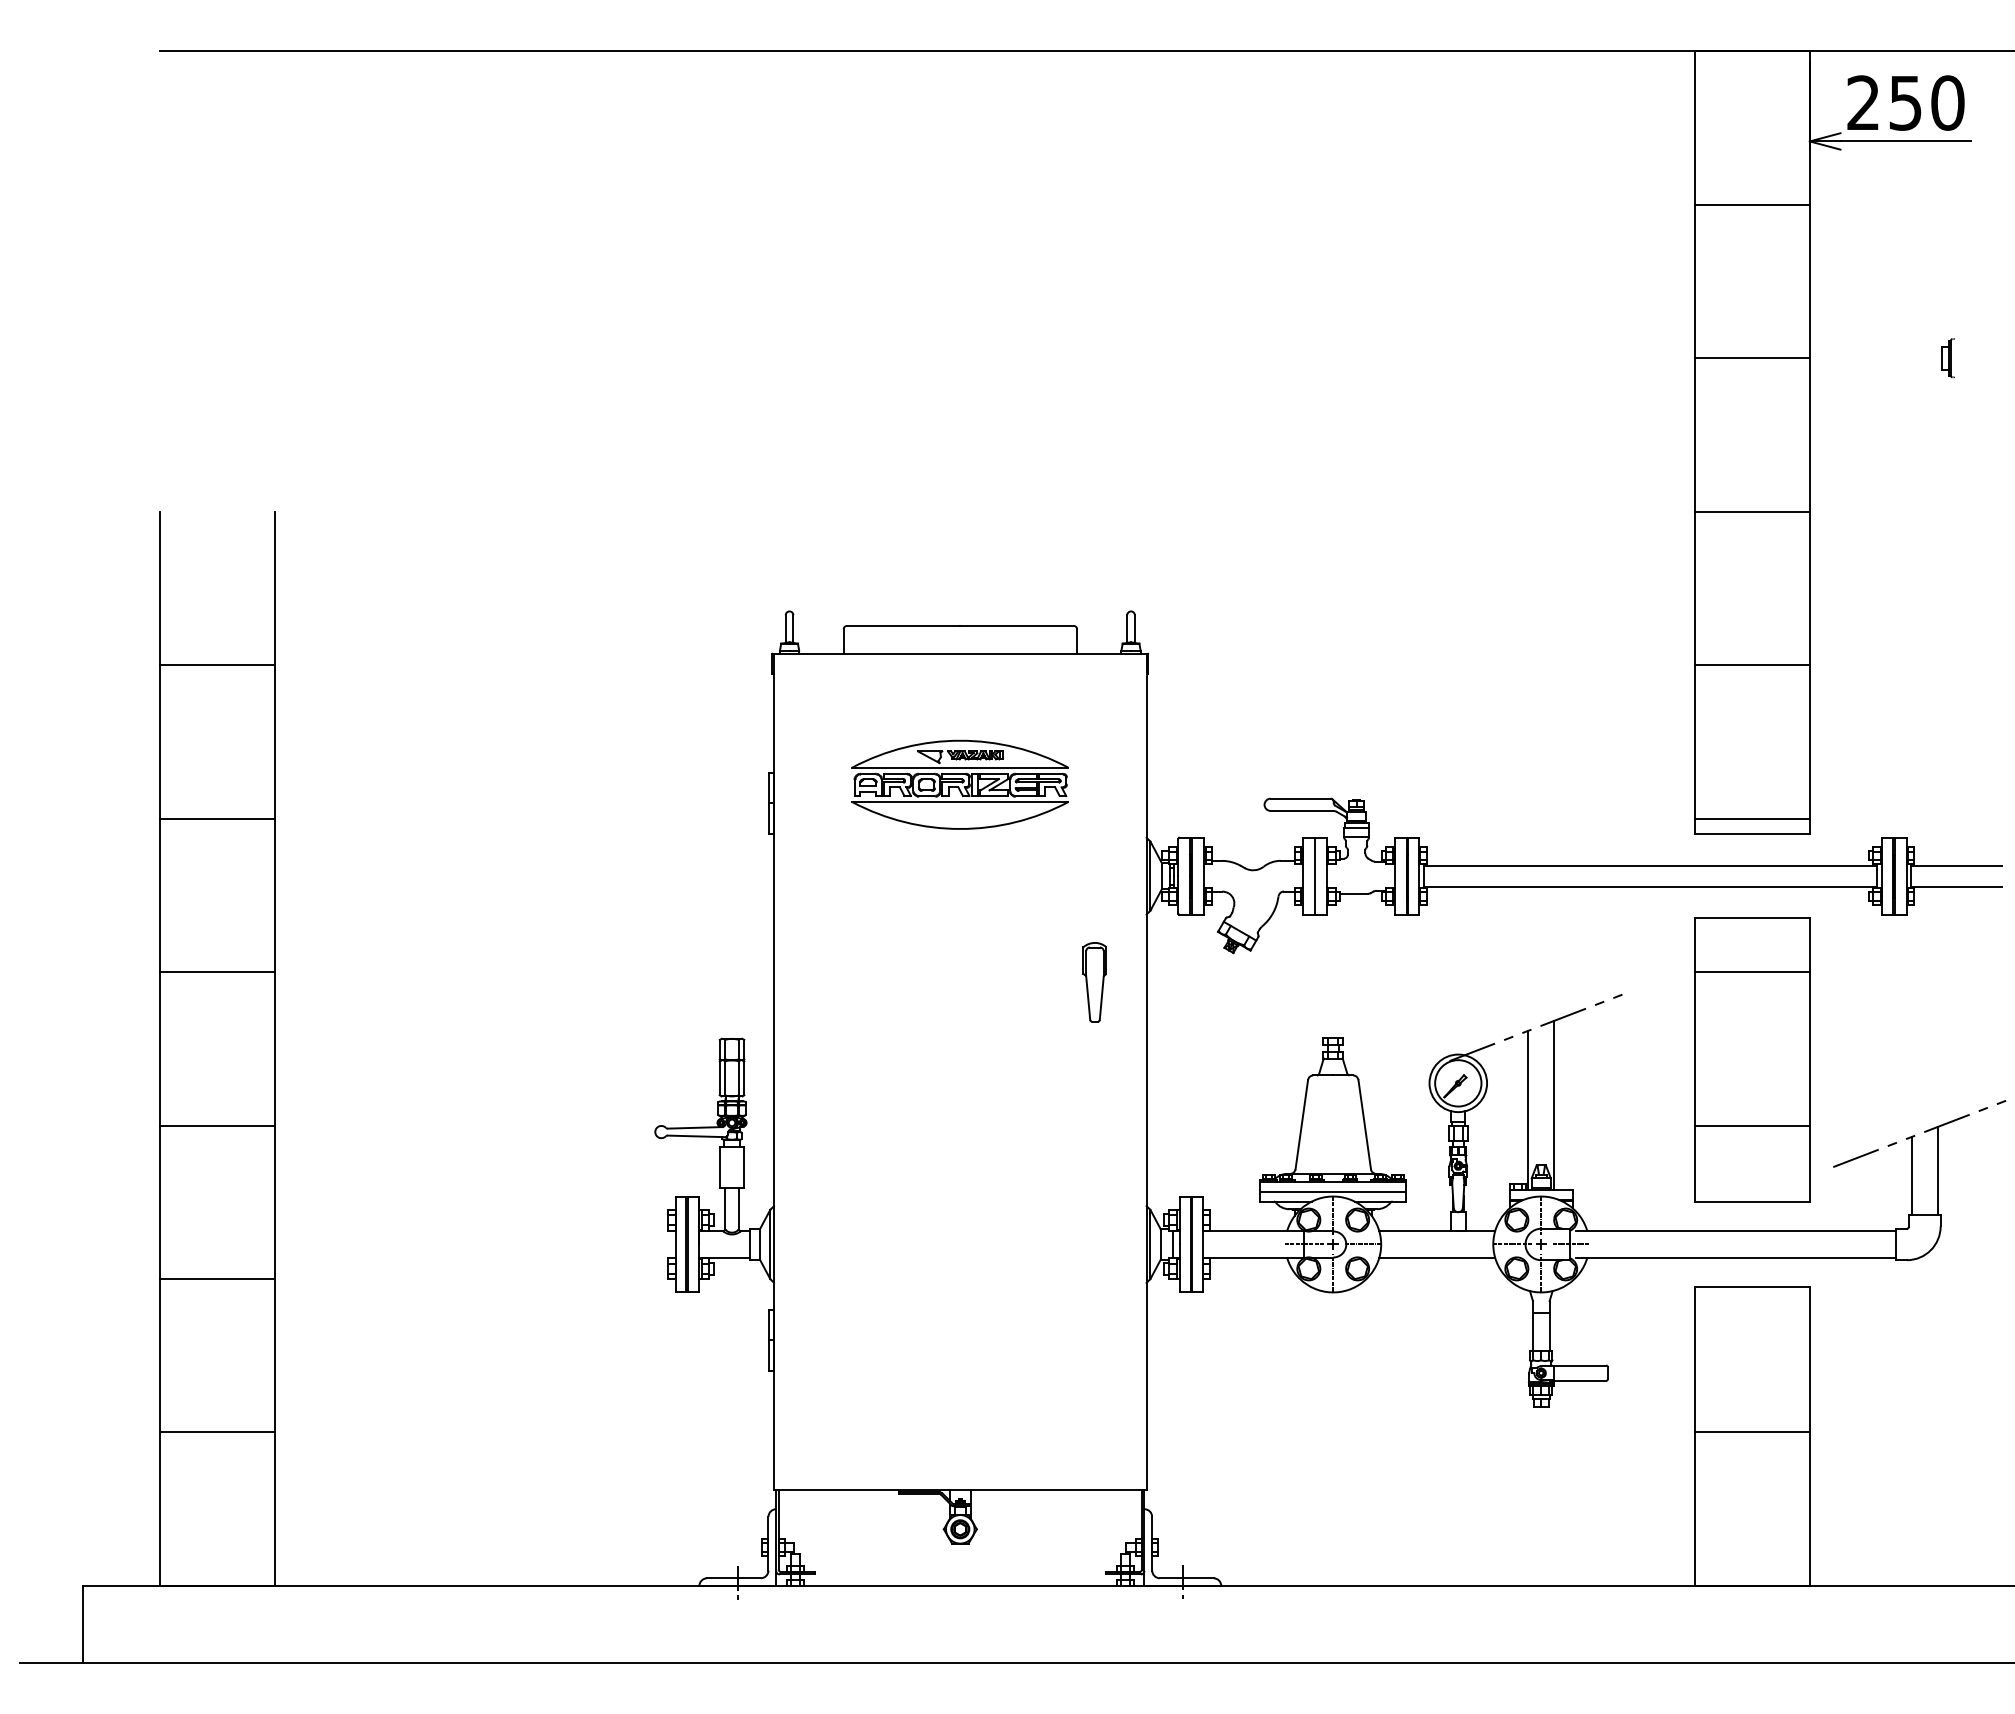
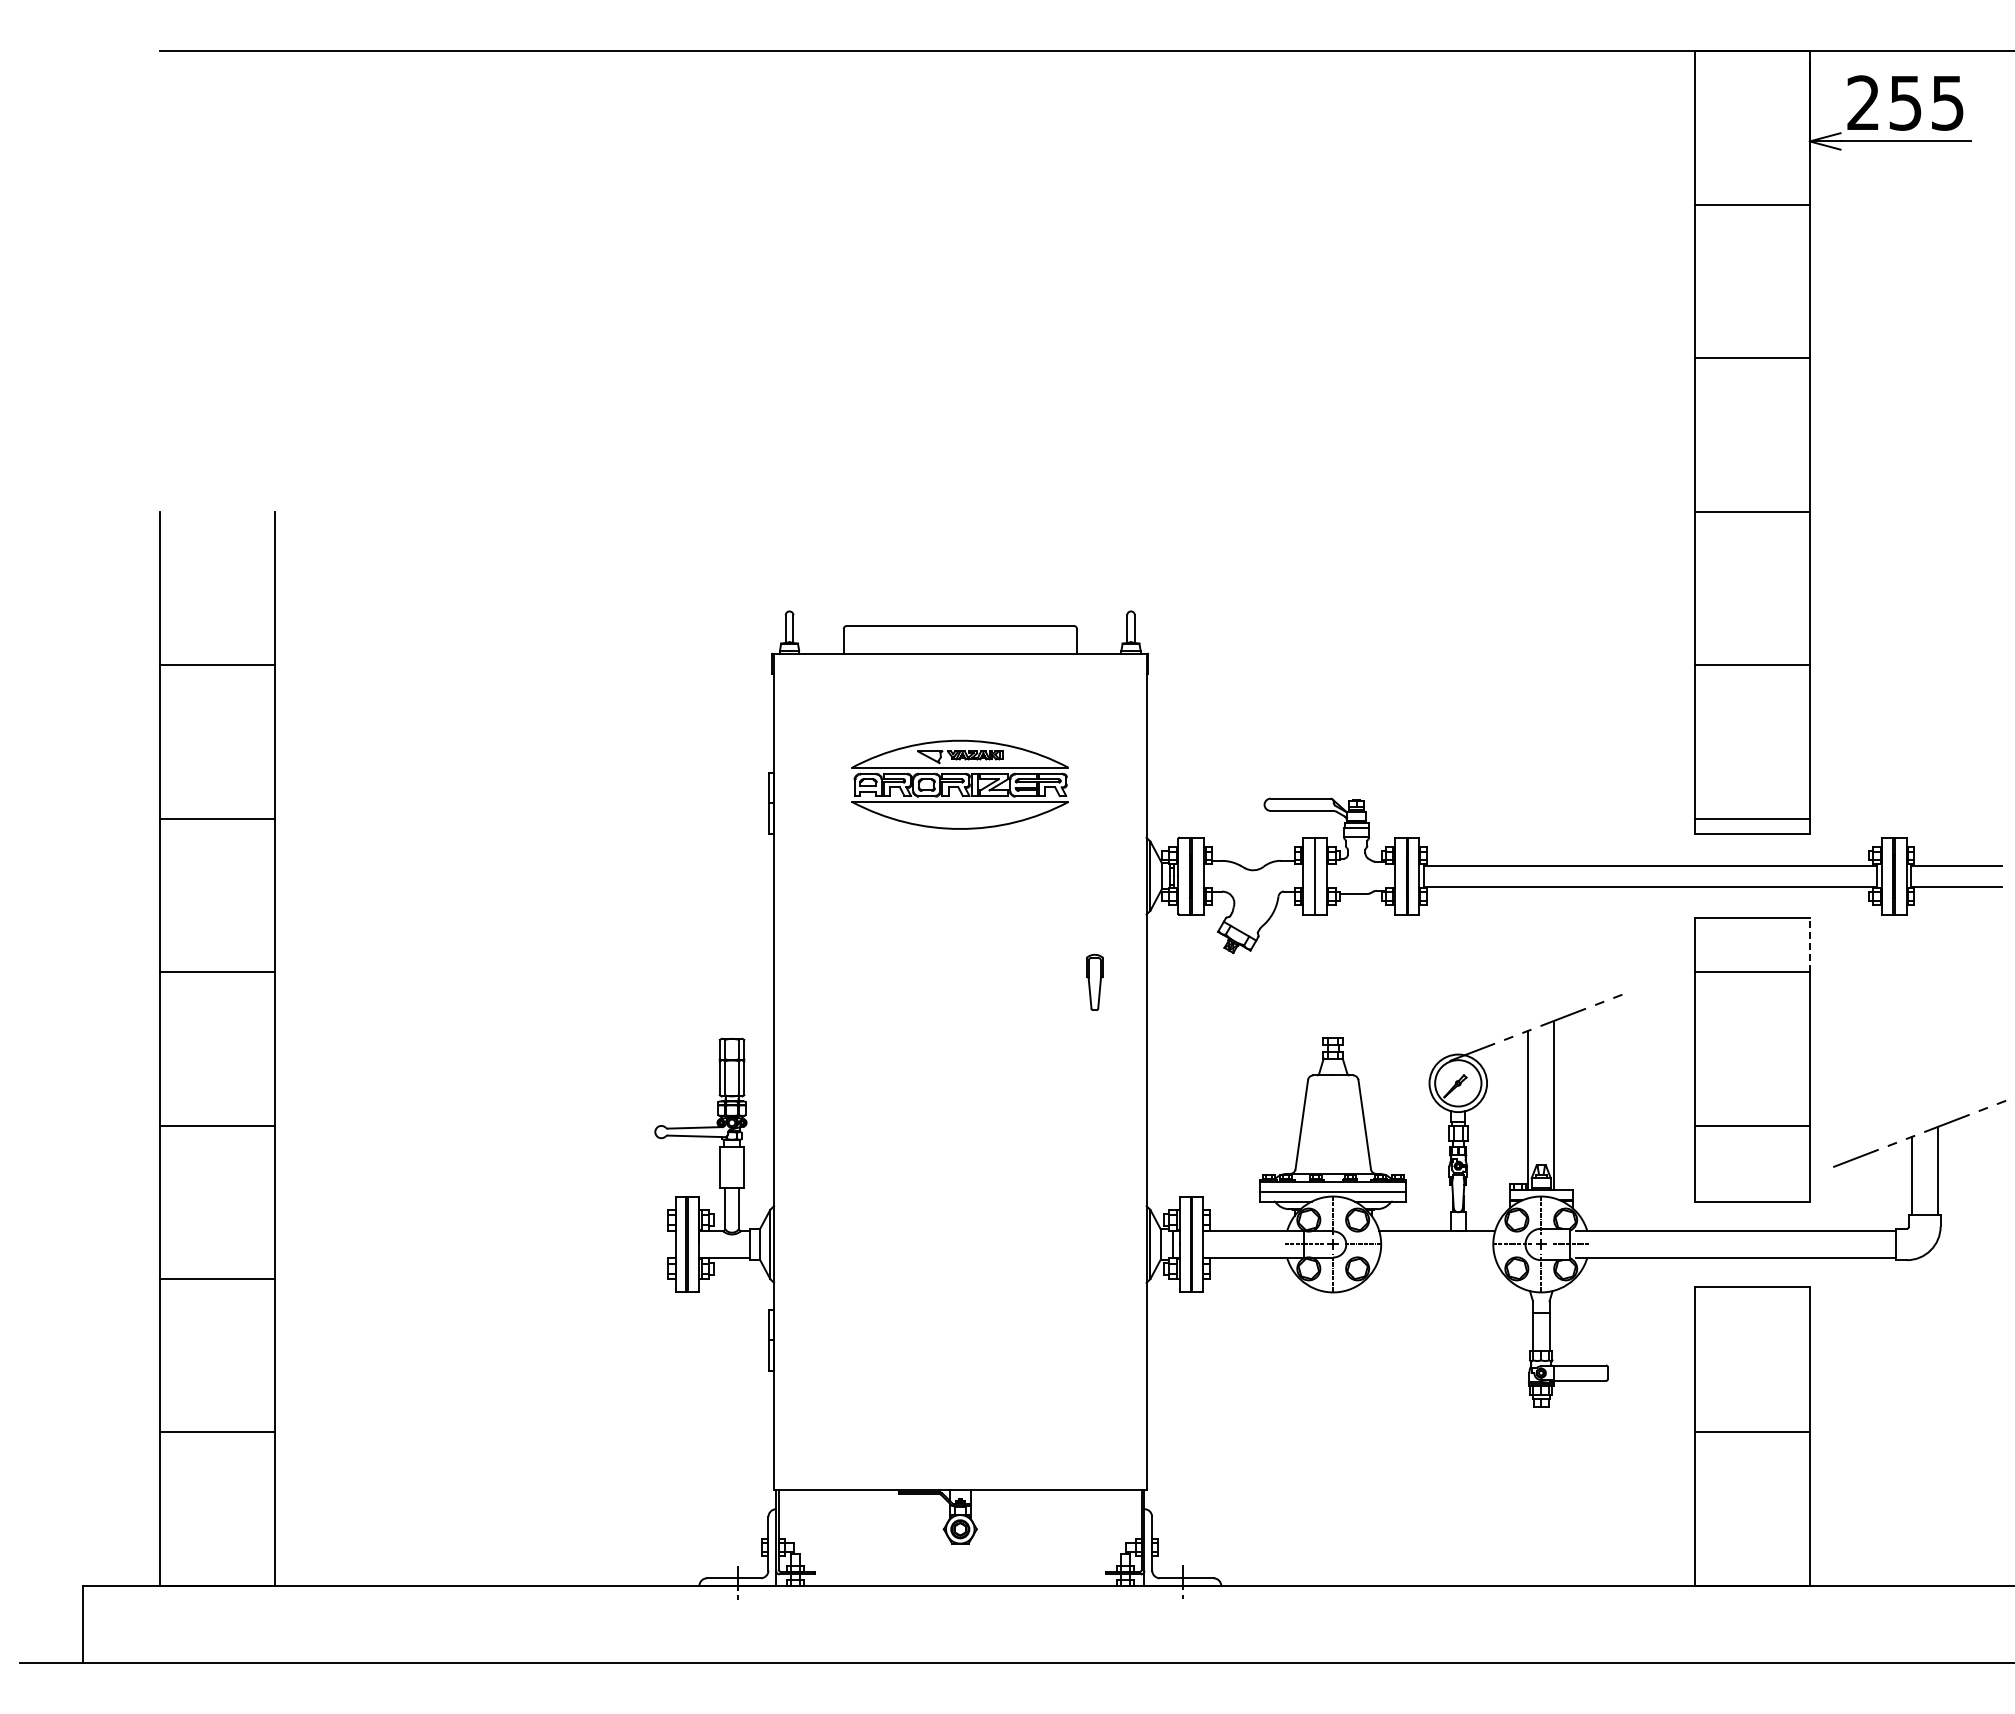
text: 250 -> 255 (1947, 102)
part: present -> none (1947, 358)
line: solid -> dashed (1809, 945)
part size: 25x81 px -> 18x58 px (1094, 981)
line: present -> none (1437, 1257)
